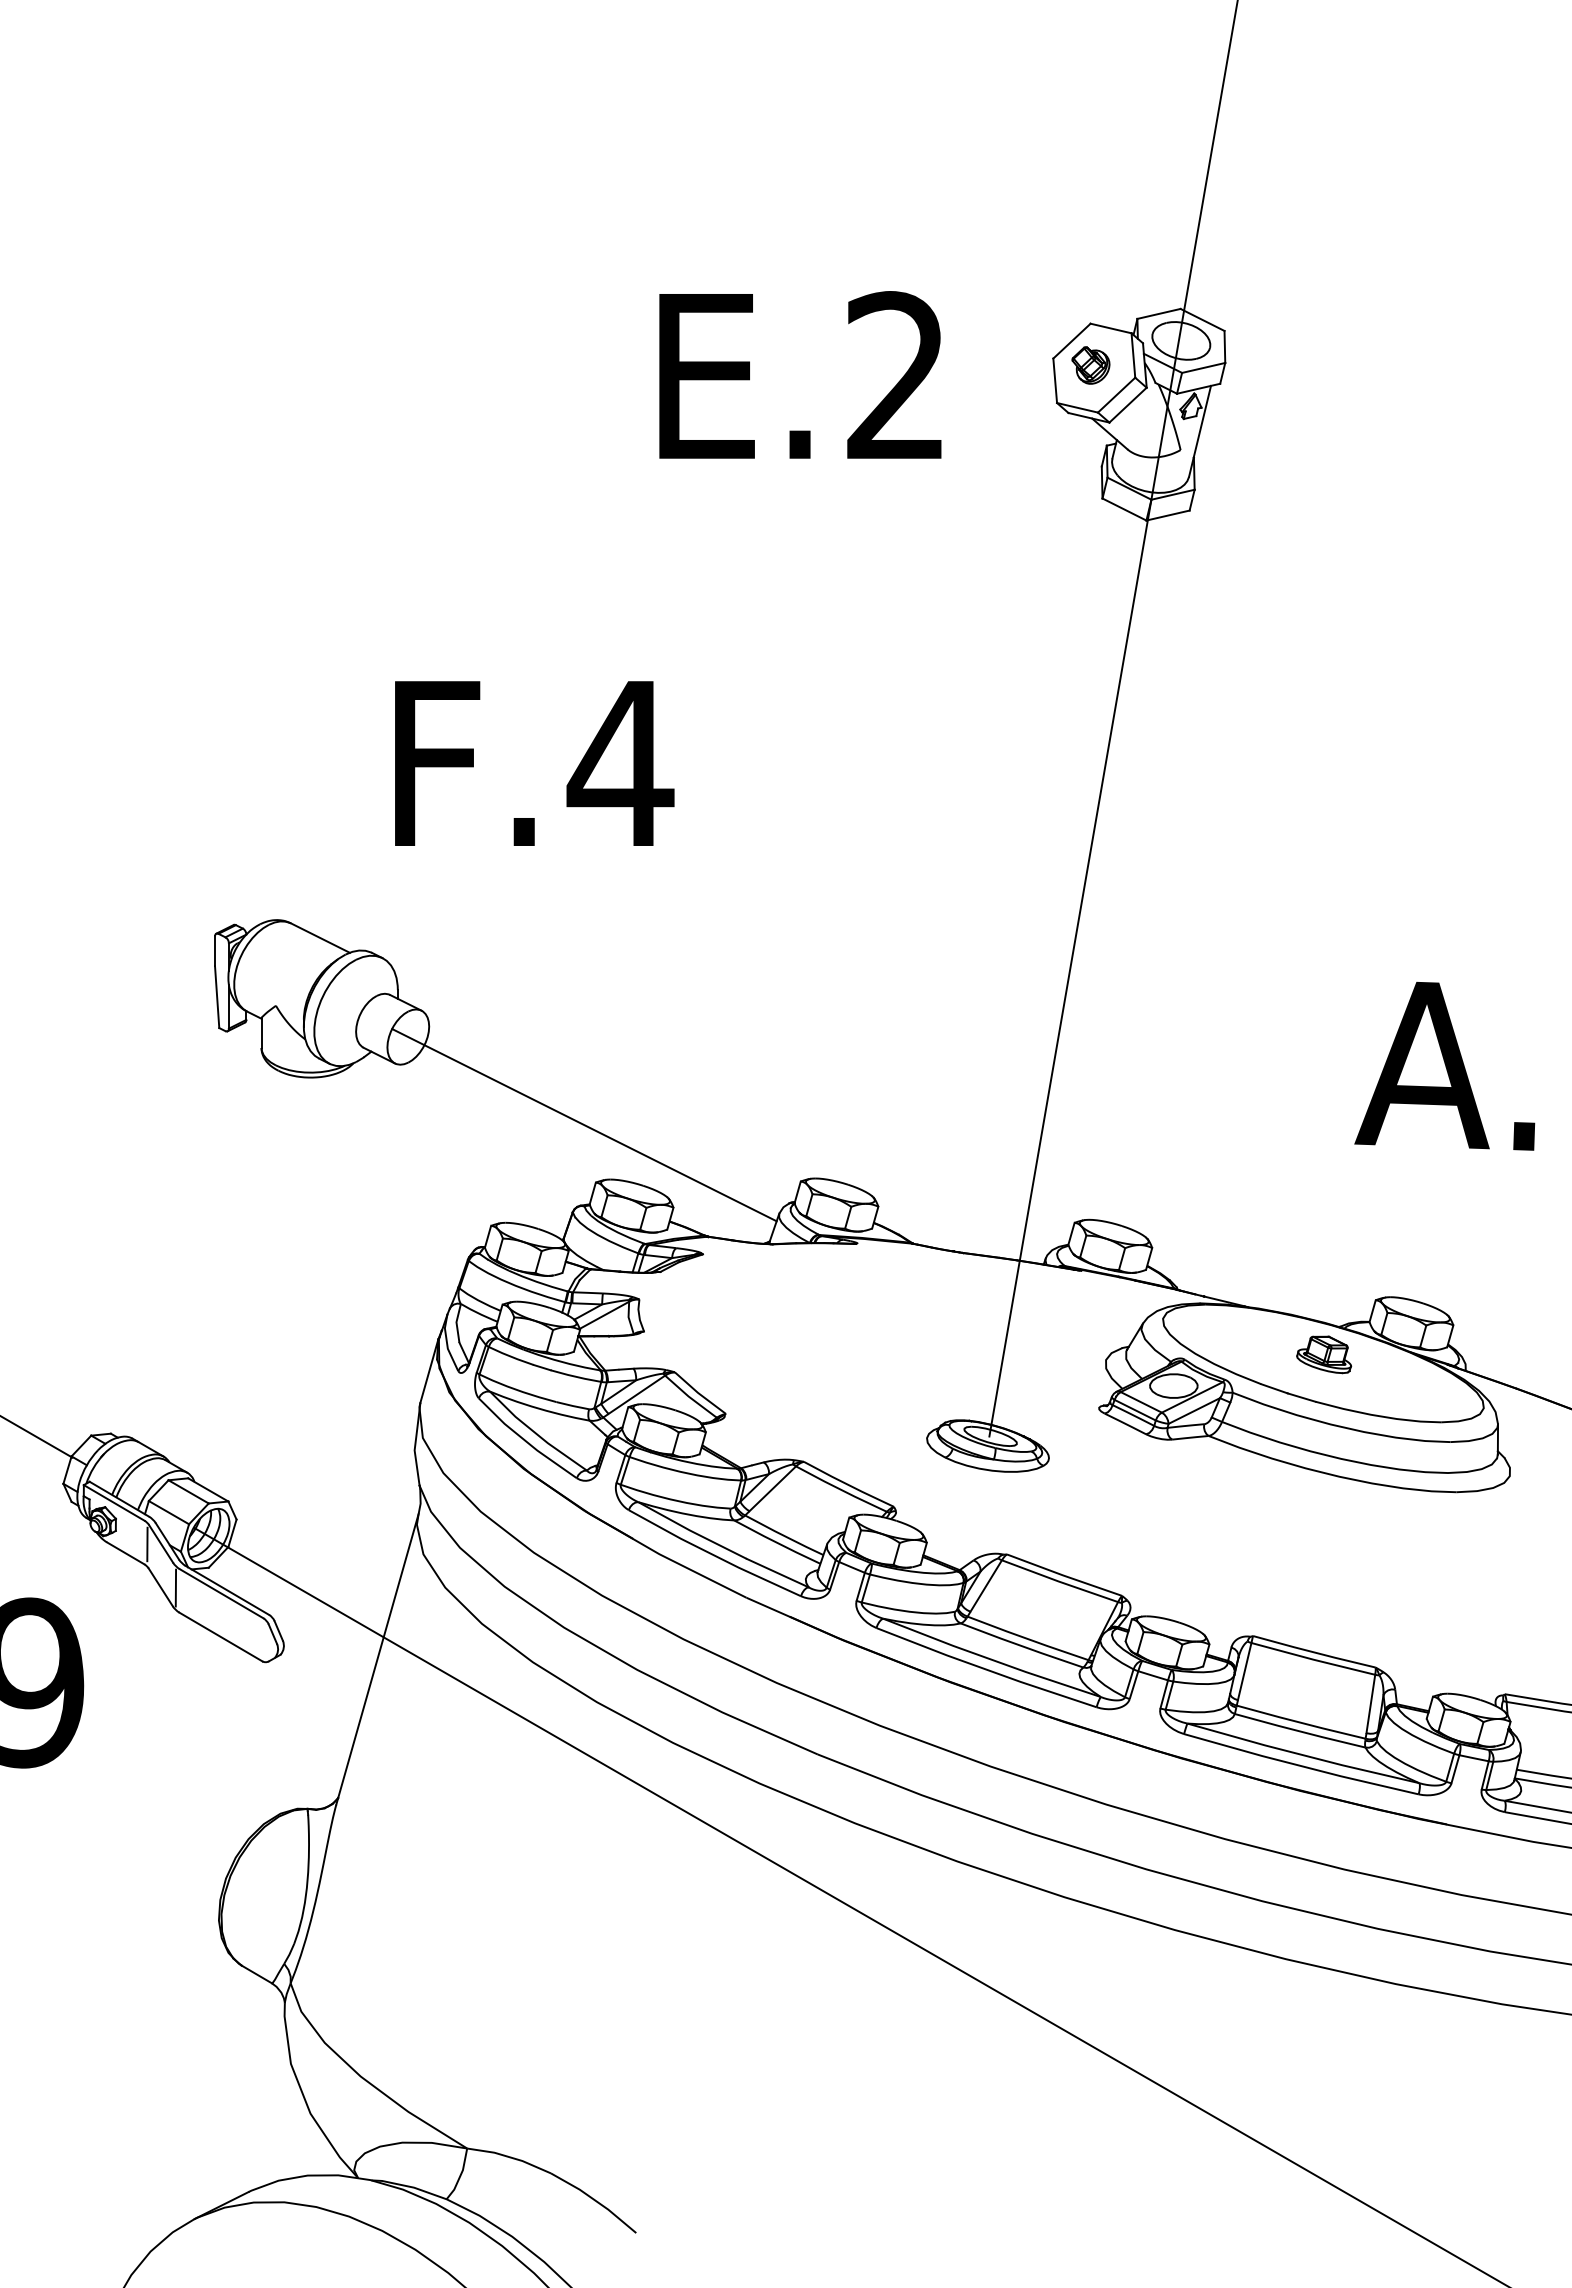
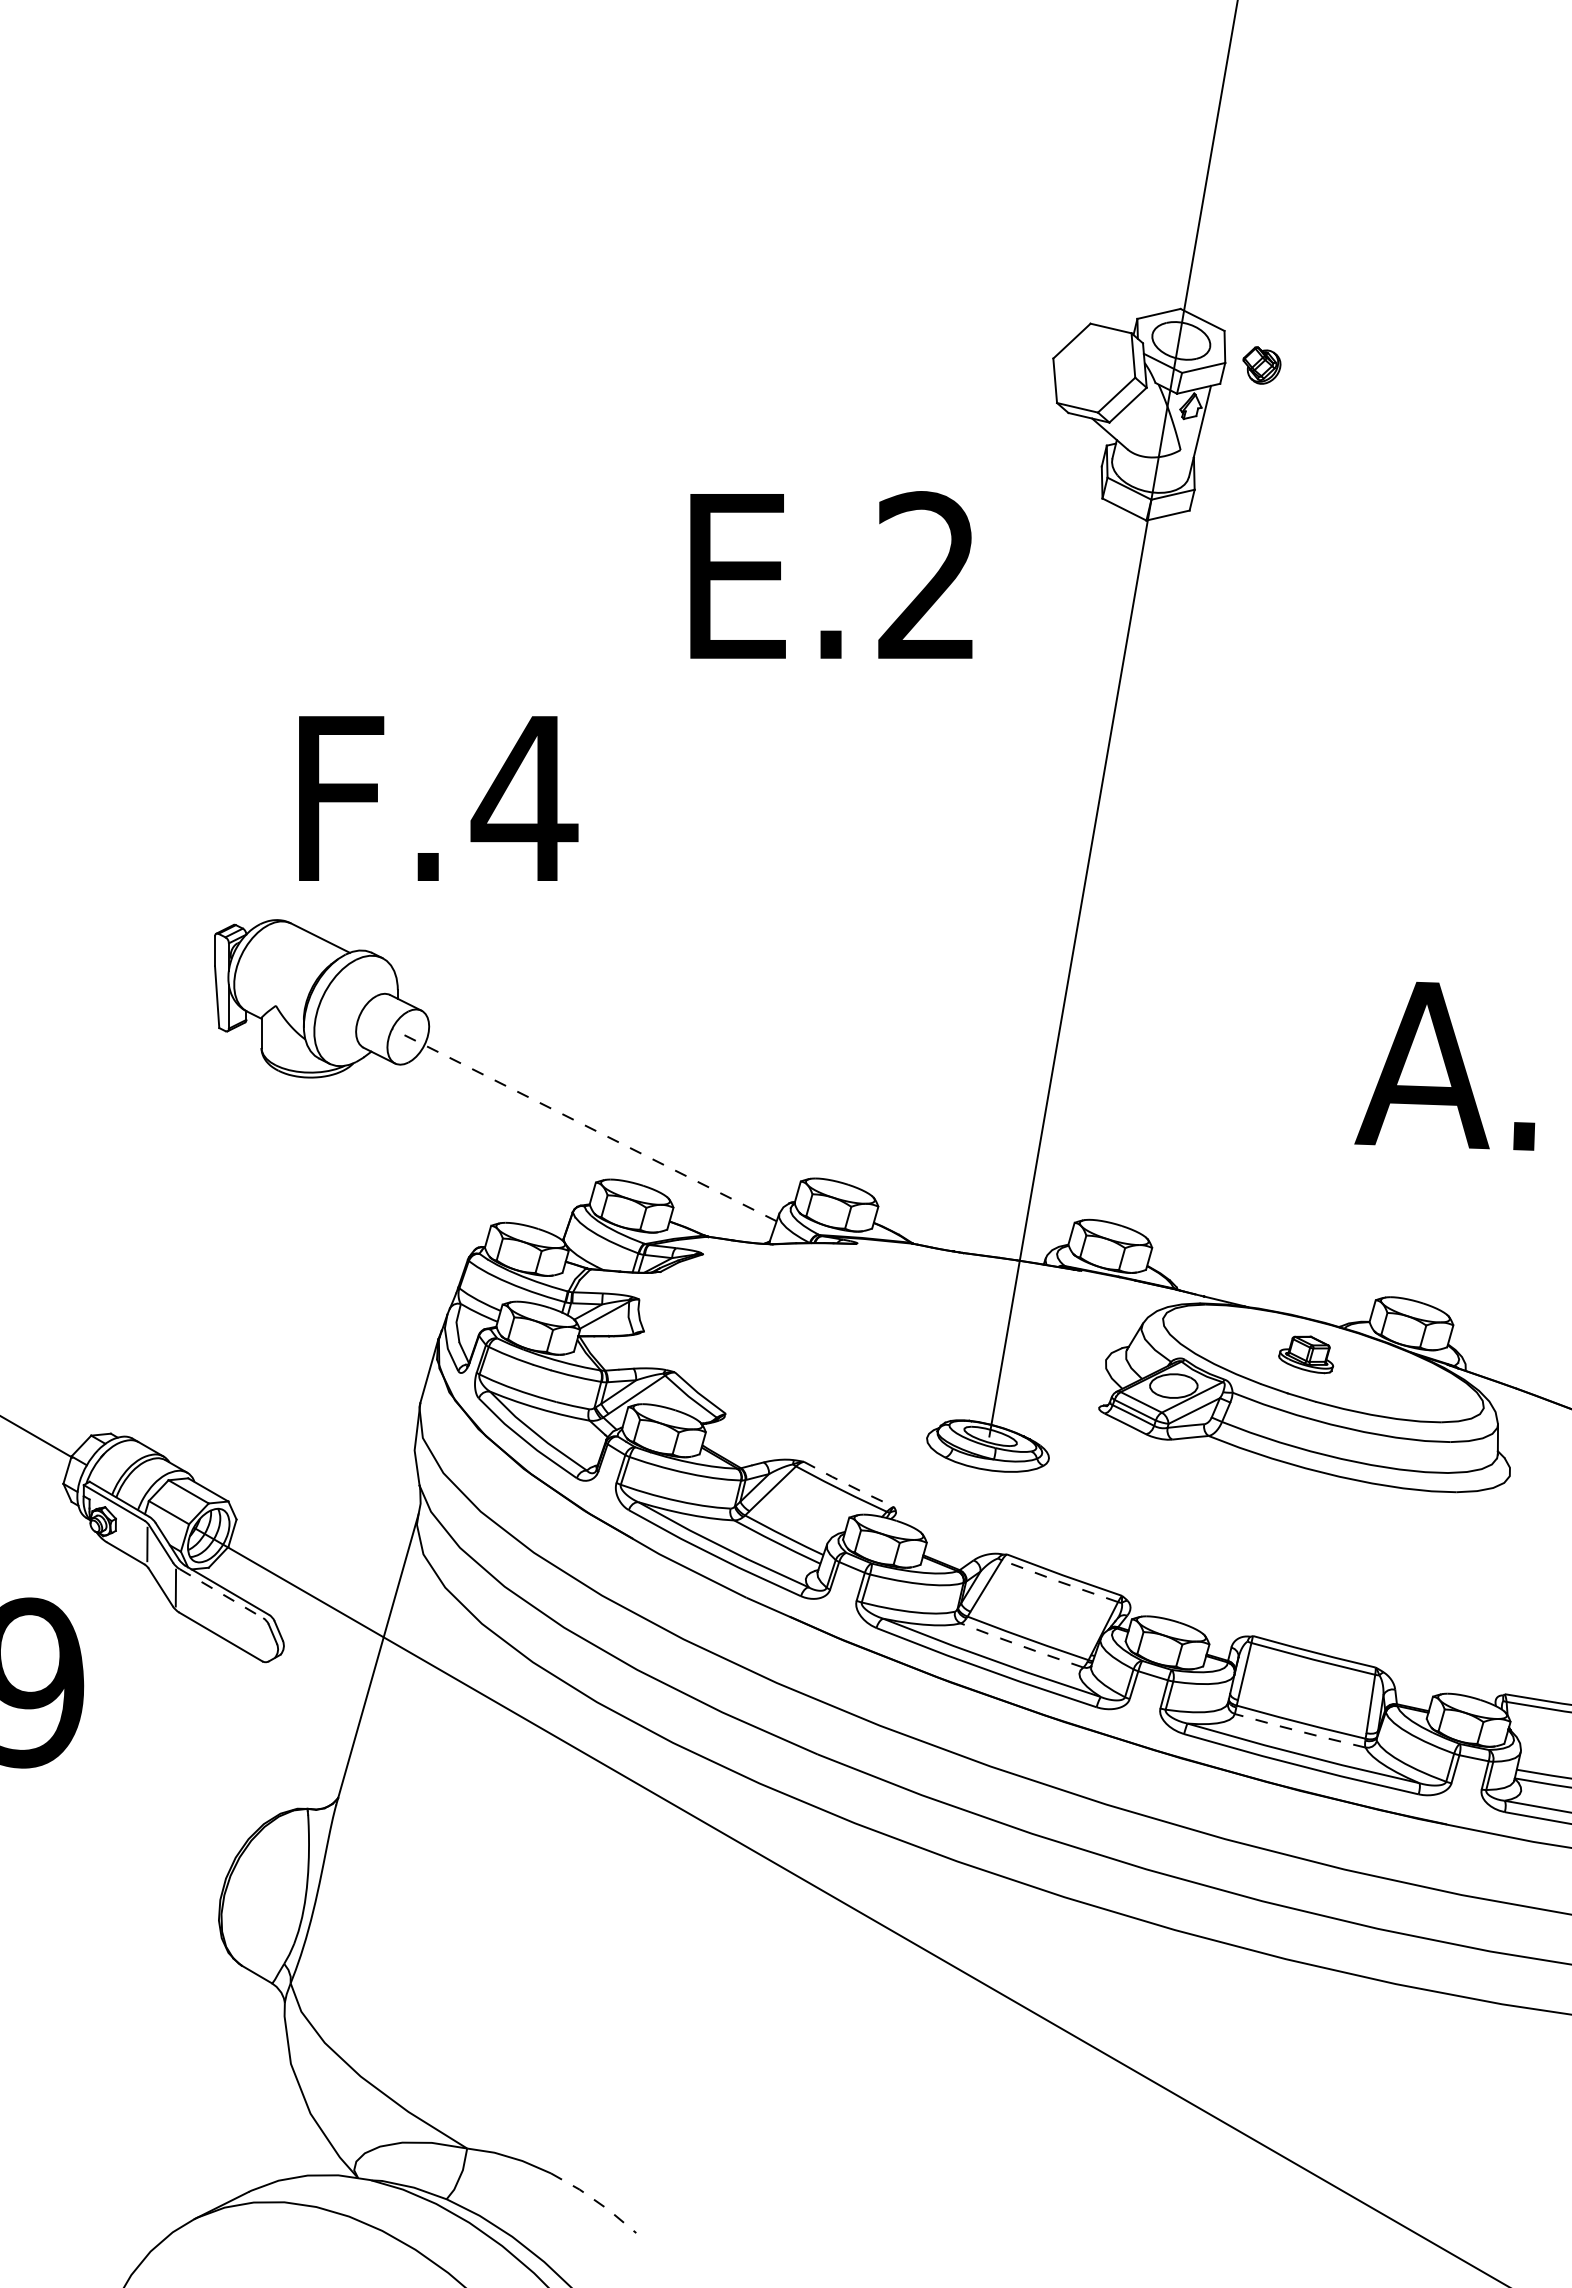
part position: (1090, 365) -> (1261, 365) (1261, 365)
text position: (800, 374) -> (831, 574) (831, 574)
text position: (534, 763) -> (438, 798) (438, 798)
line: solid -> dashed (584, 1125)
part position: (1324, 1354) -> (1306, 1354) (1306, 1354)
line: solid -> dashed (848, 1485)
line: solid -> dashed (1059, 1581)
line: solid -> dashed (221, 1593)
line: solid -> dashed (1022, 1646)
line: solid -> dashed (1299, 1731)
line: solid -> dashed (595, 2200)
